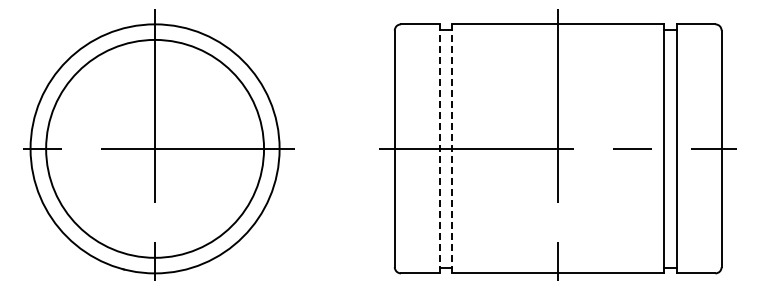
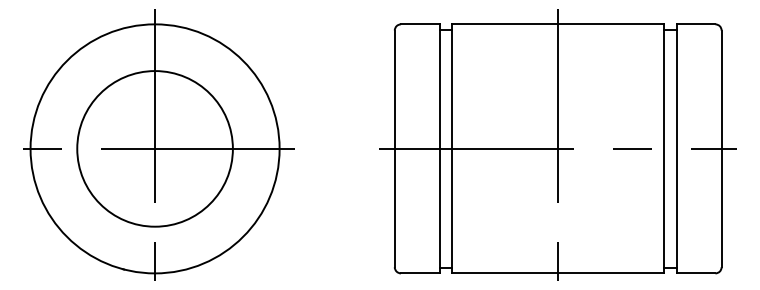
circle diameter: 218 px -> 156 px (154, 148)
line: dashed -> solid (439, 148)
line: dashed -> solid (451, 148)
